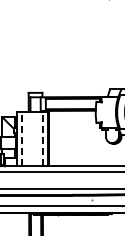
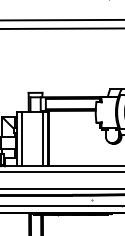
line: none -> present (61, 19)
line: none -> present (61, 28)
line: dashed -> solid (21, 138)
line: dashed -> solid (42, 138)
